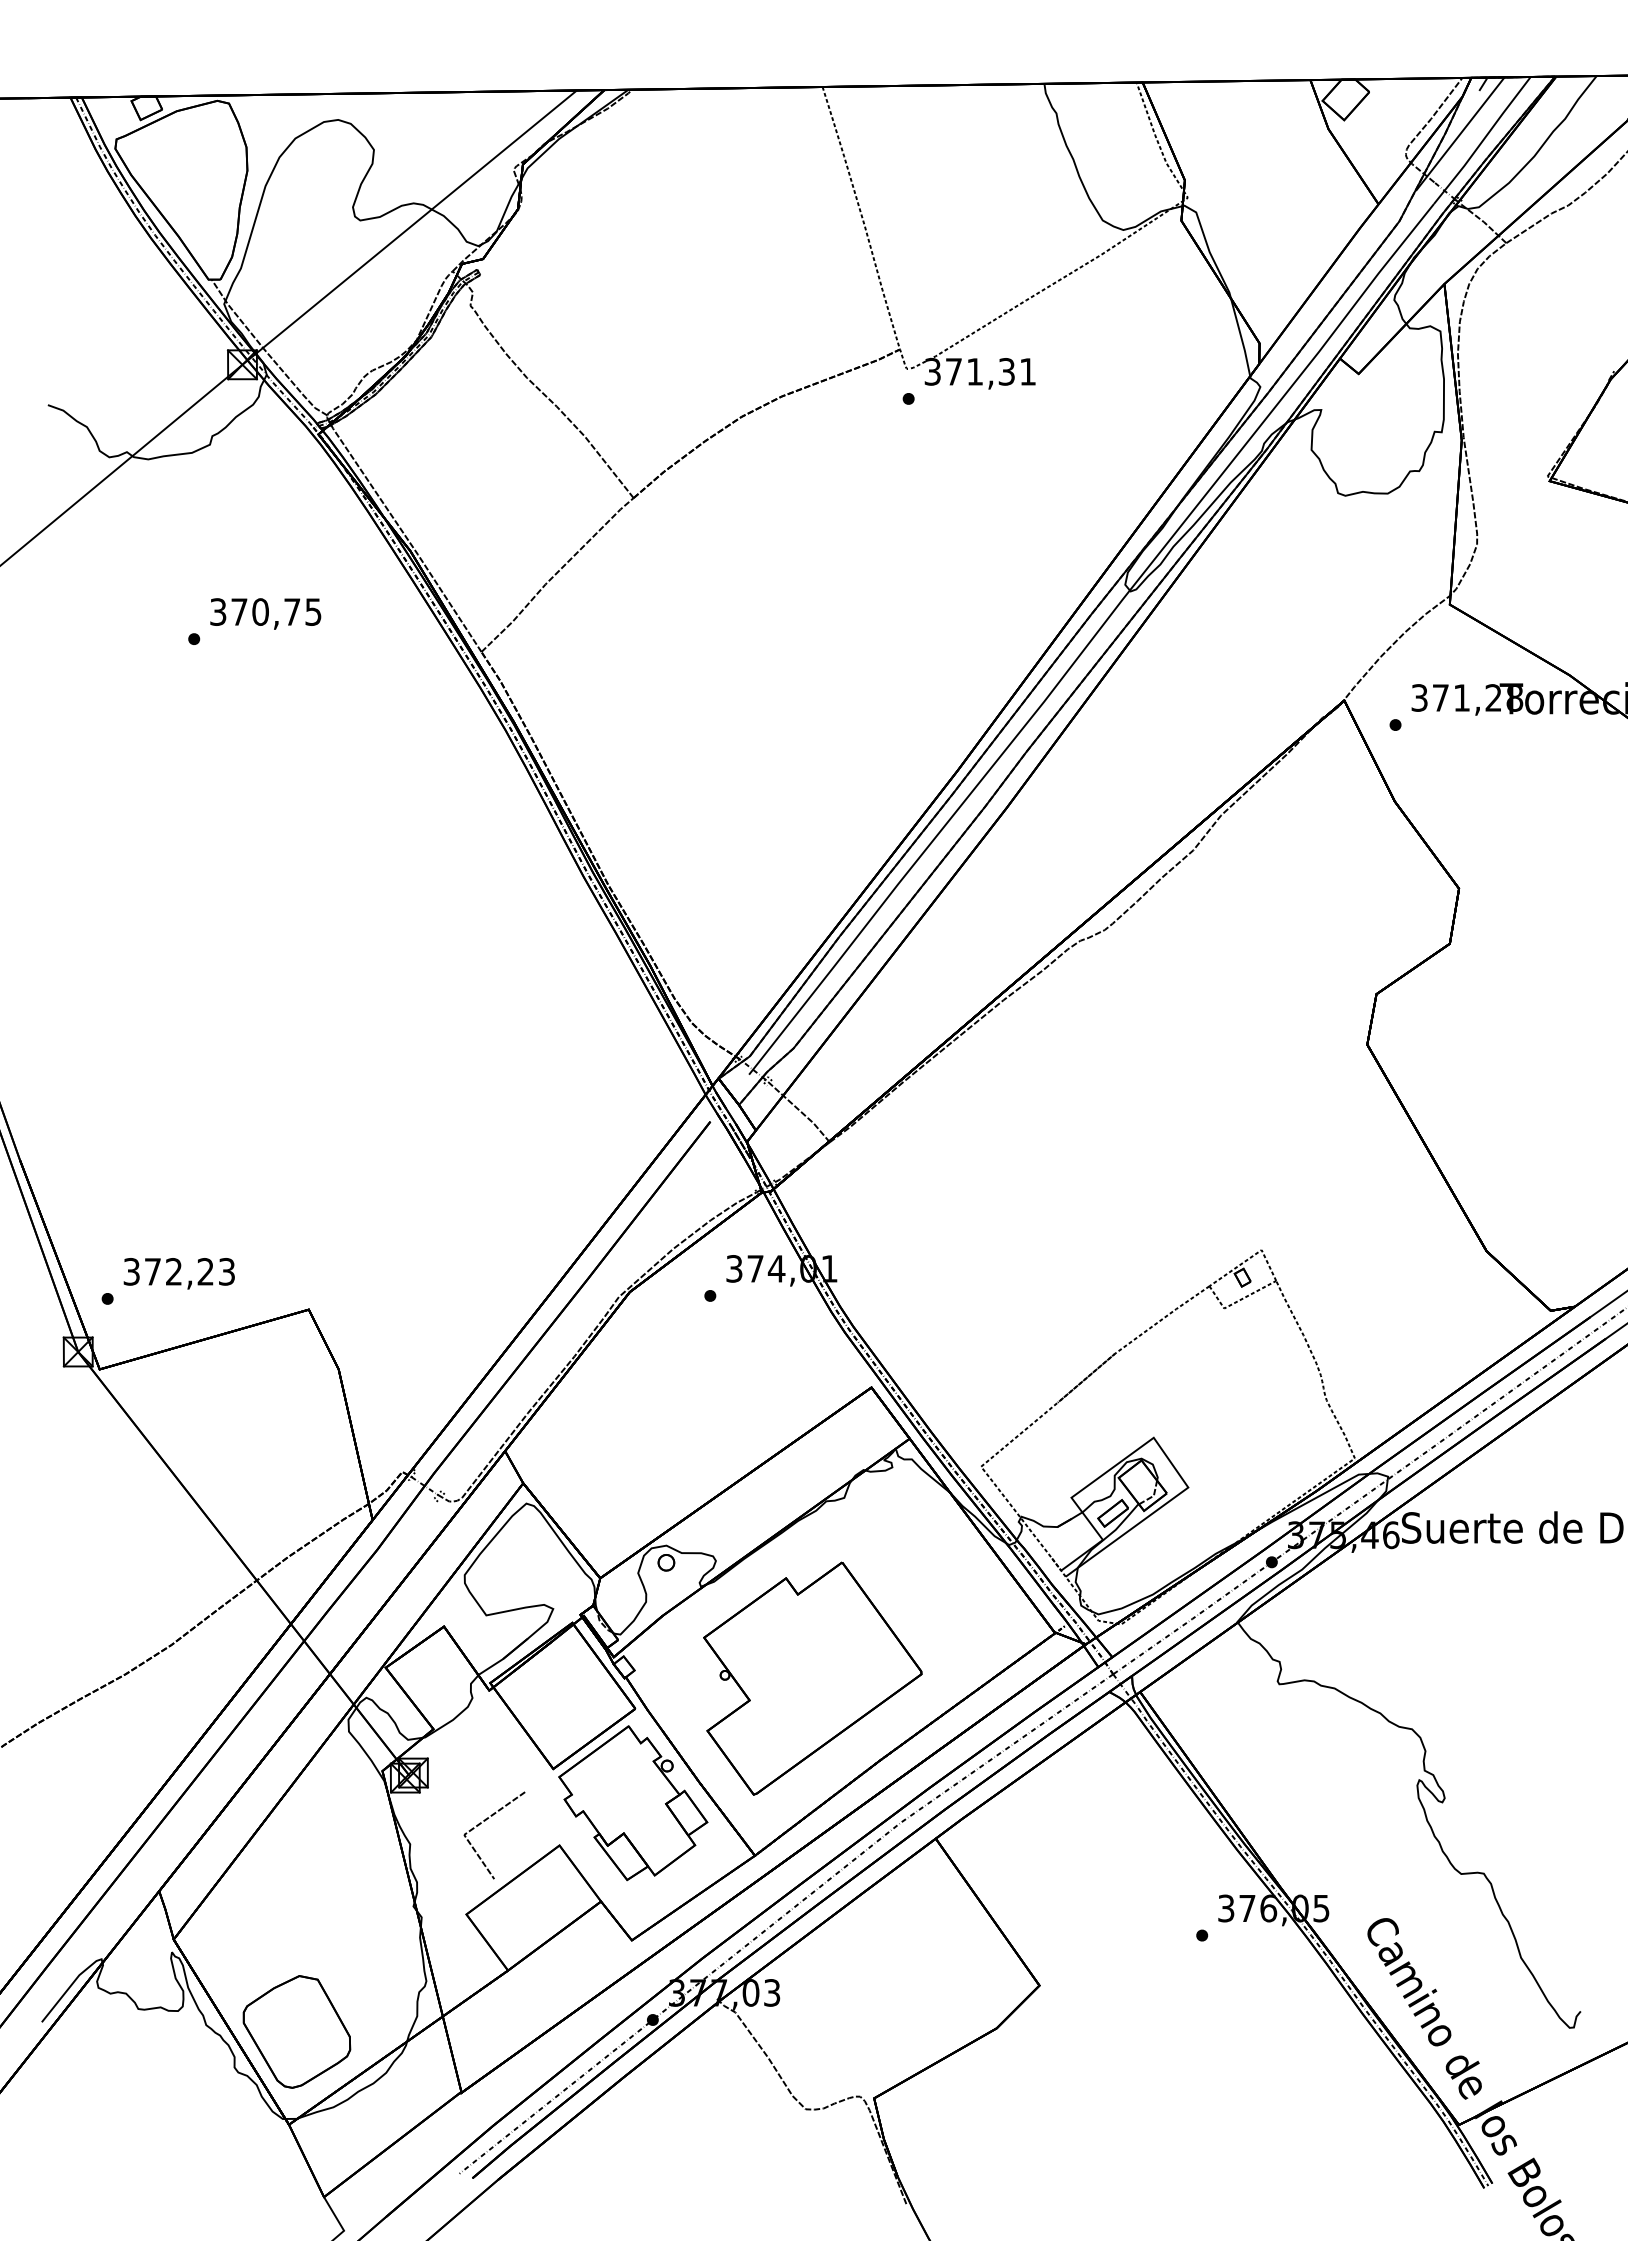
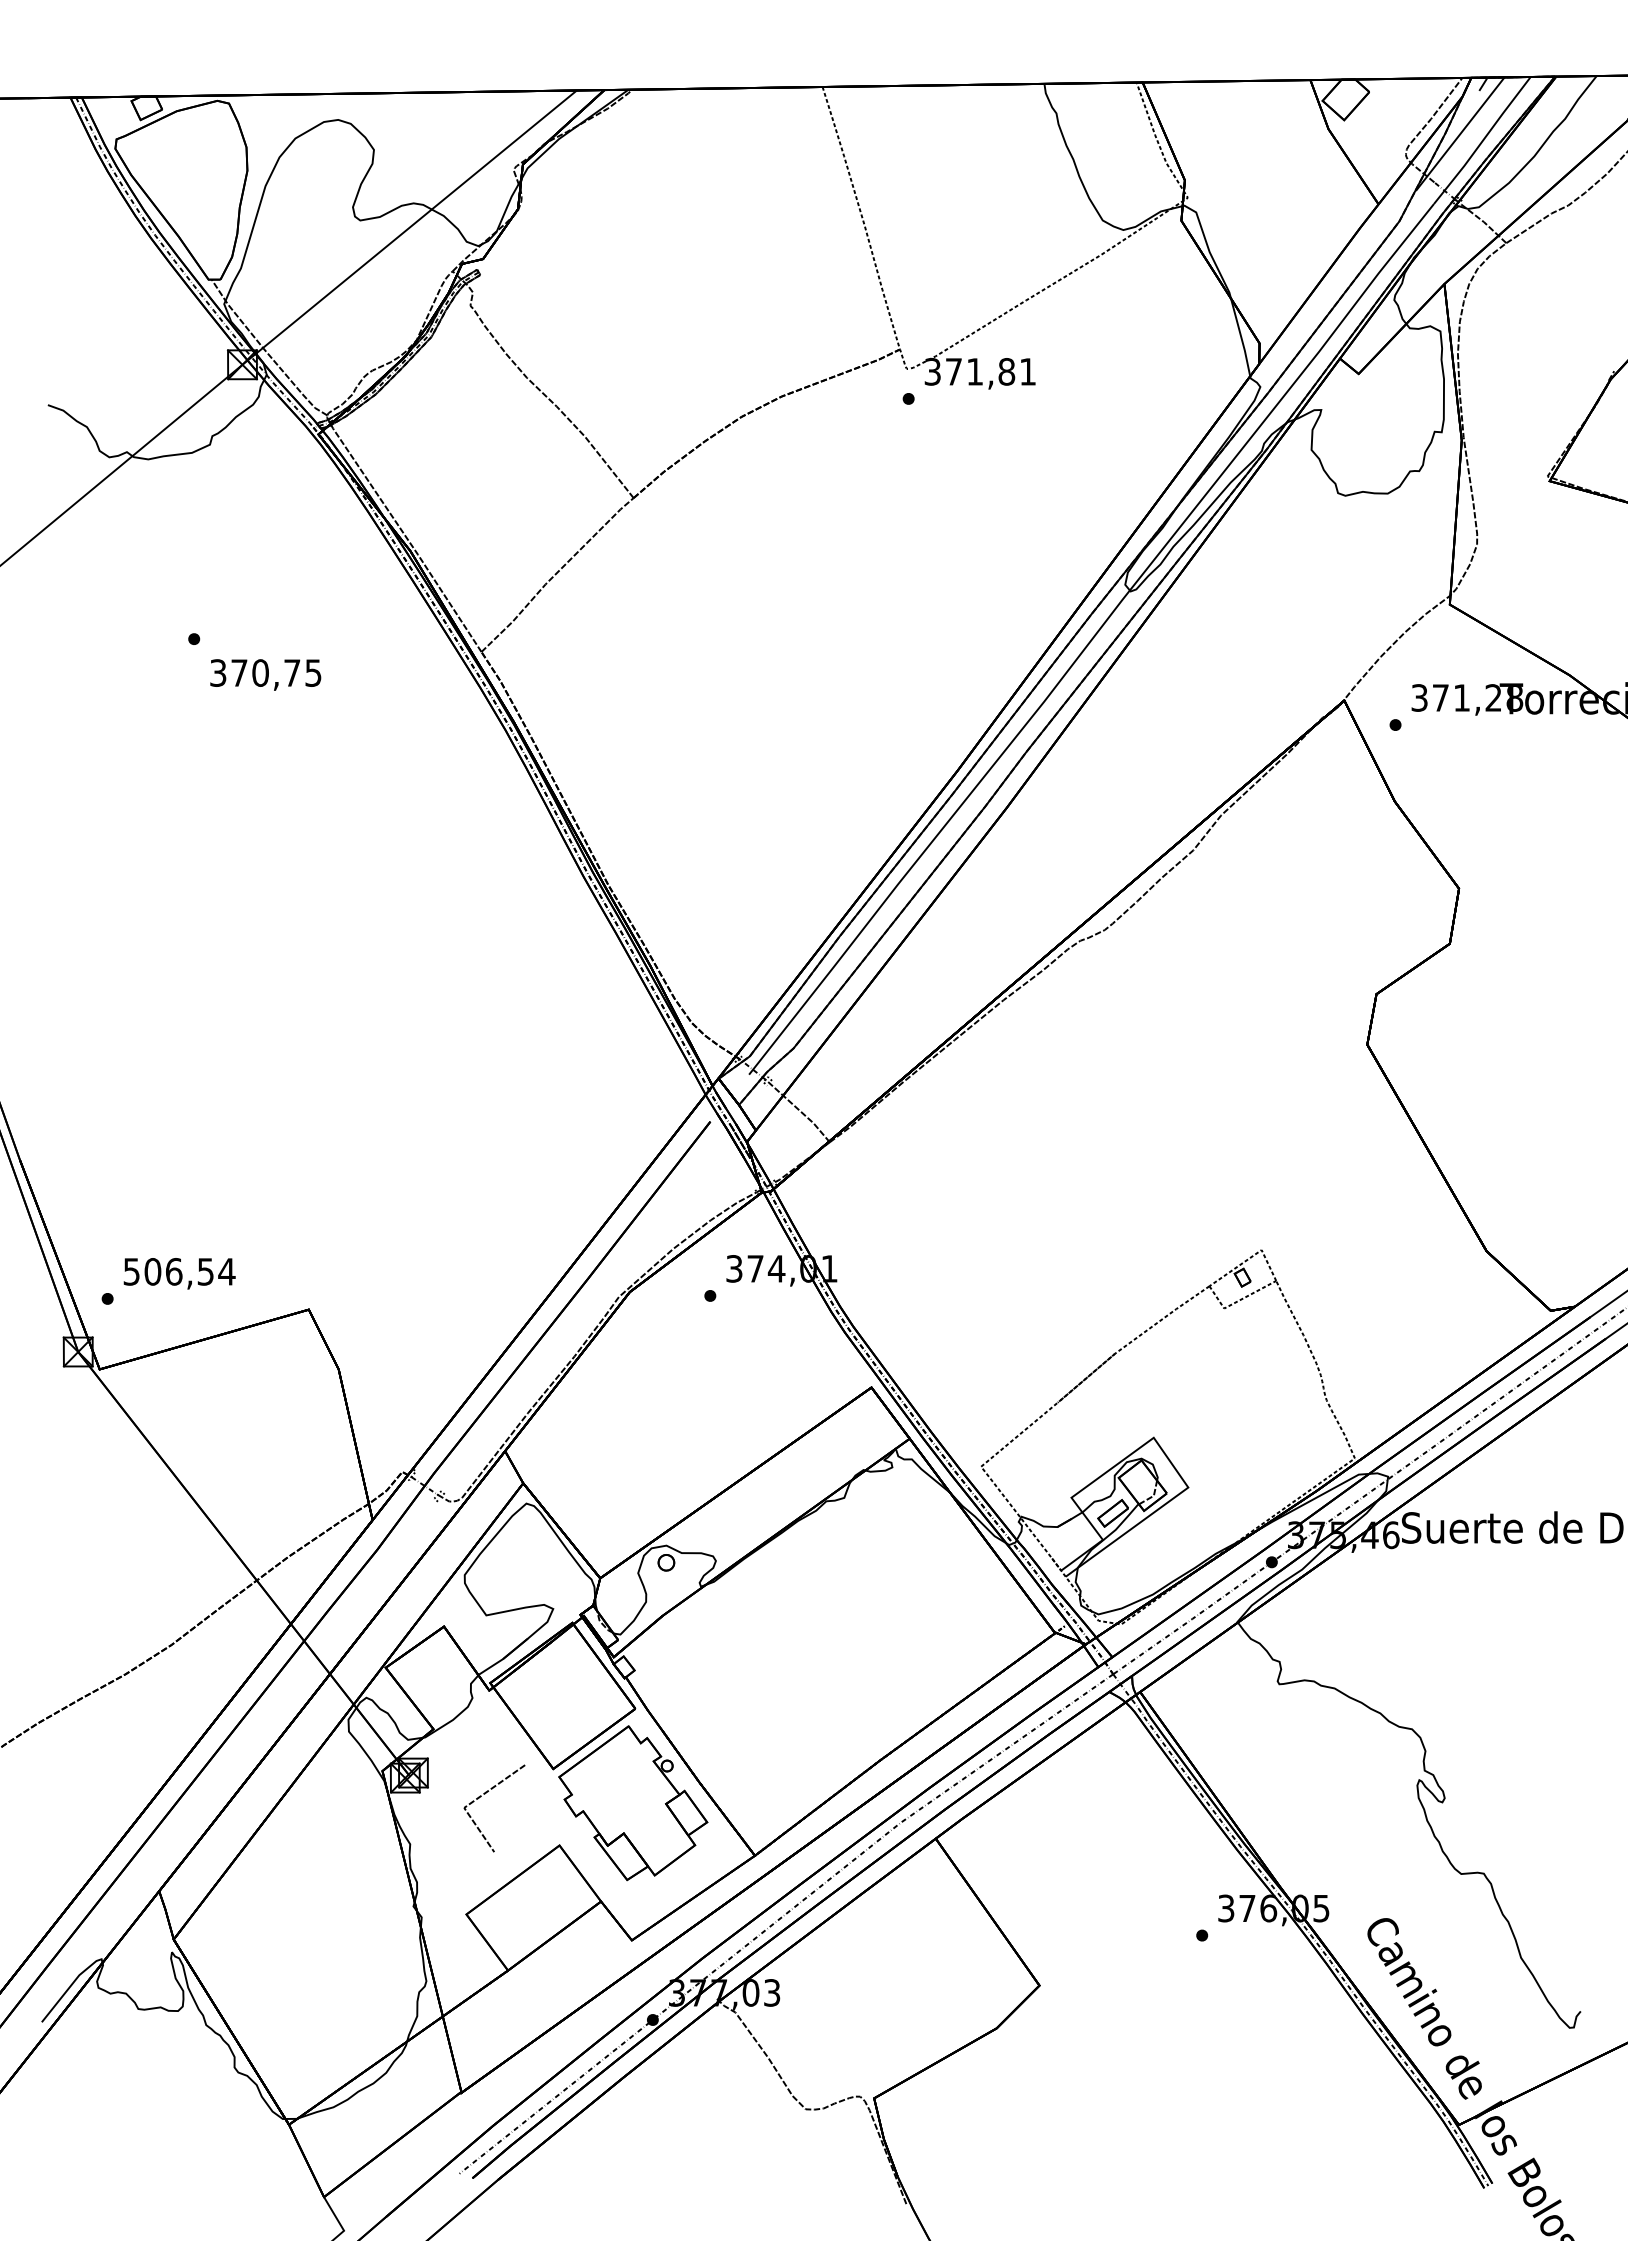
text: 371,31 -> 371,81 (1006, 371)
text position: (265, 613) -> (265, 674) (265, 674)
text: 372,23 -> 506,54 (179, 1271)
part: present -> none (812, 1678)
line position: (485, 1821) -> (485, 1794) (485, 1794)
part: present -> none (296, 2031)
